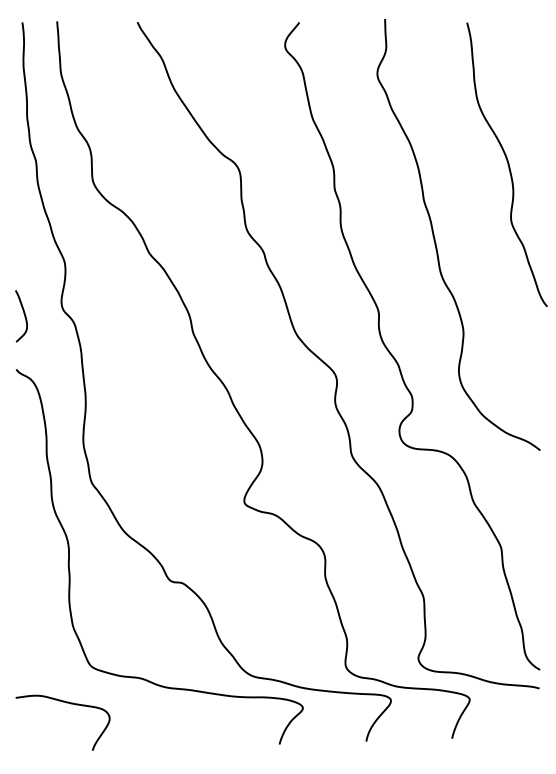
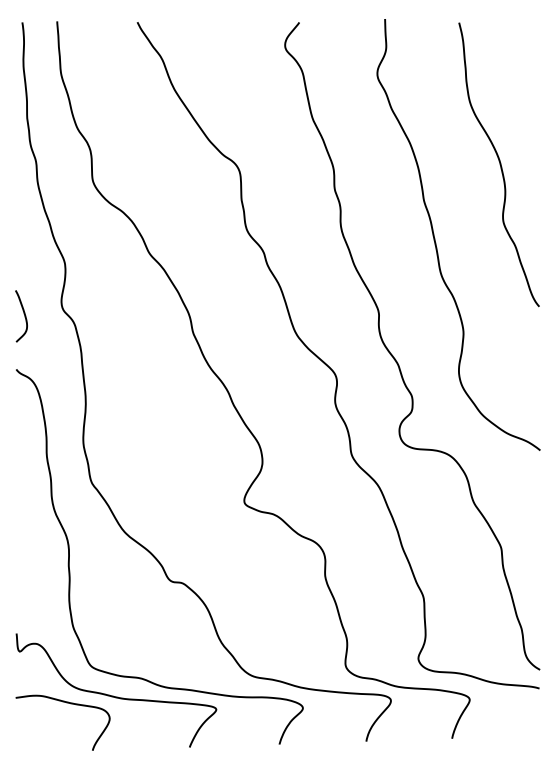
curve position: (507, 164) -> (499, 164) (499, 164)
curve: none -> present (113, 695)
